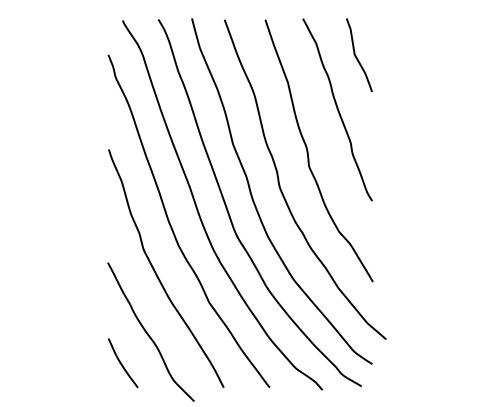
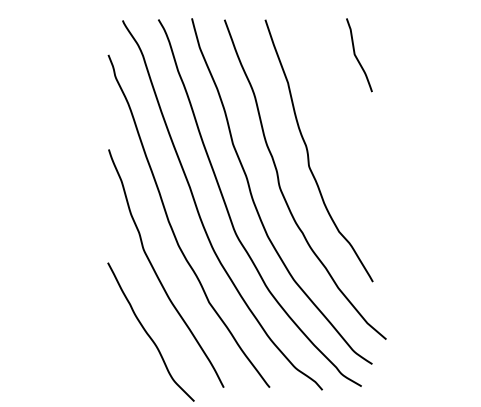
curve: present -> none (337, 109)
curve: present -> none (121, 363)
